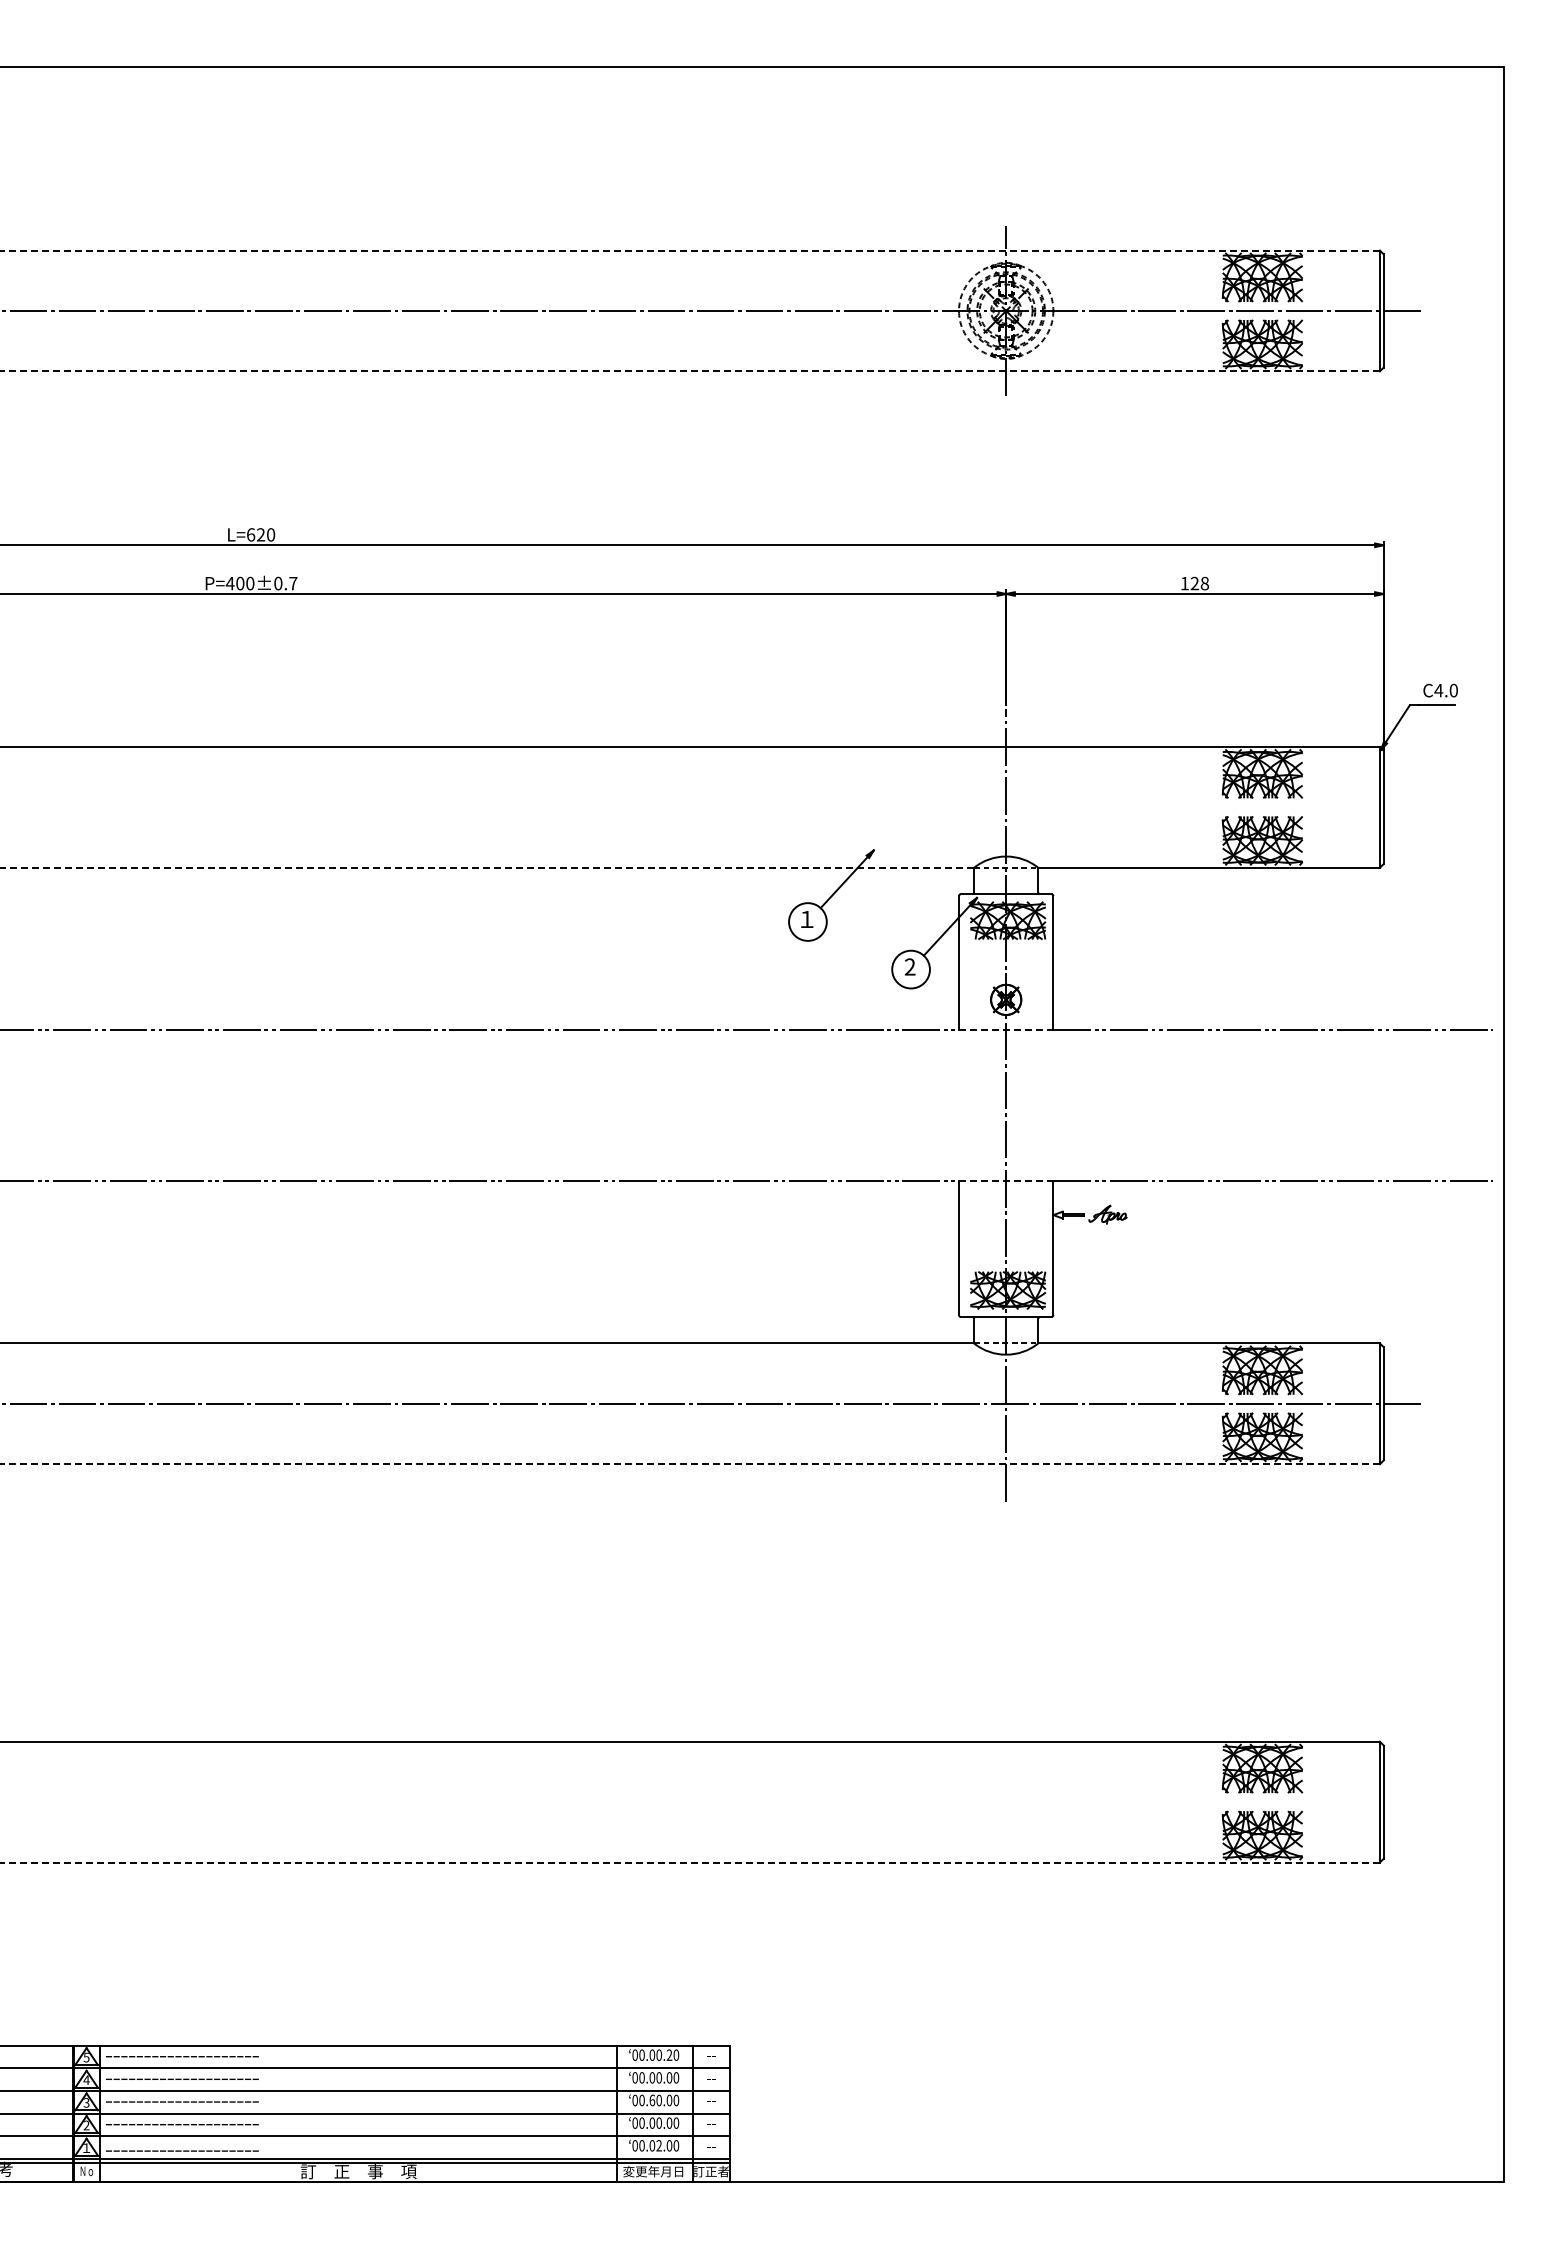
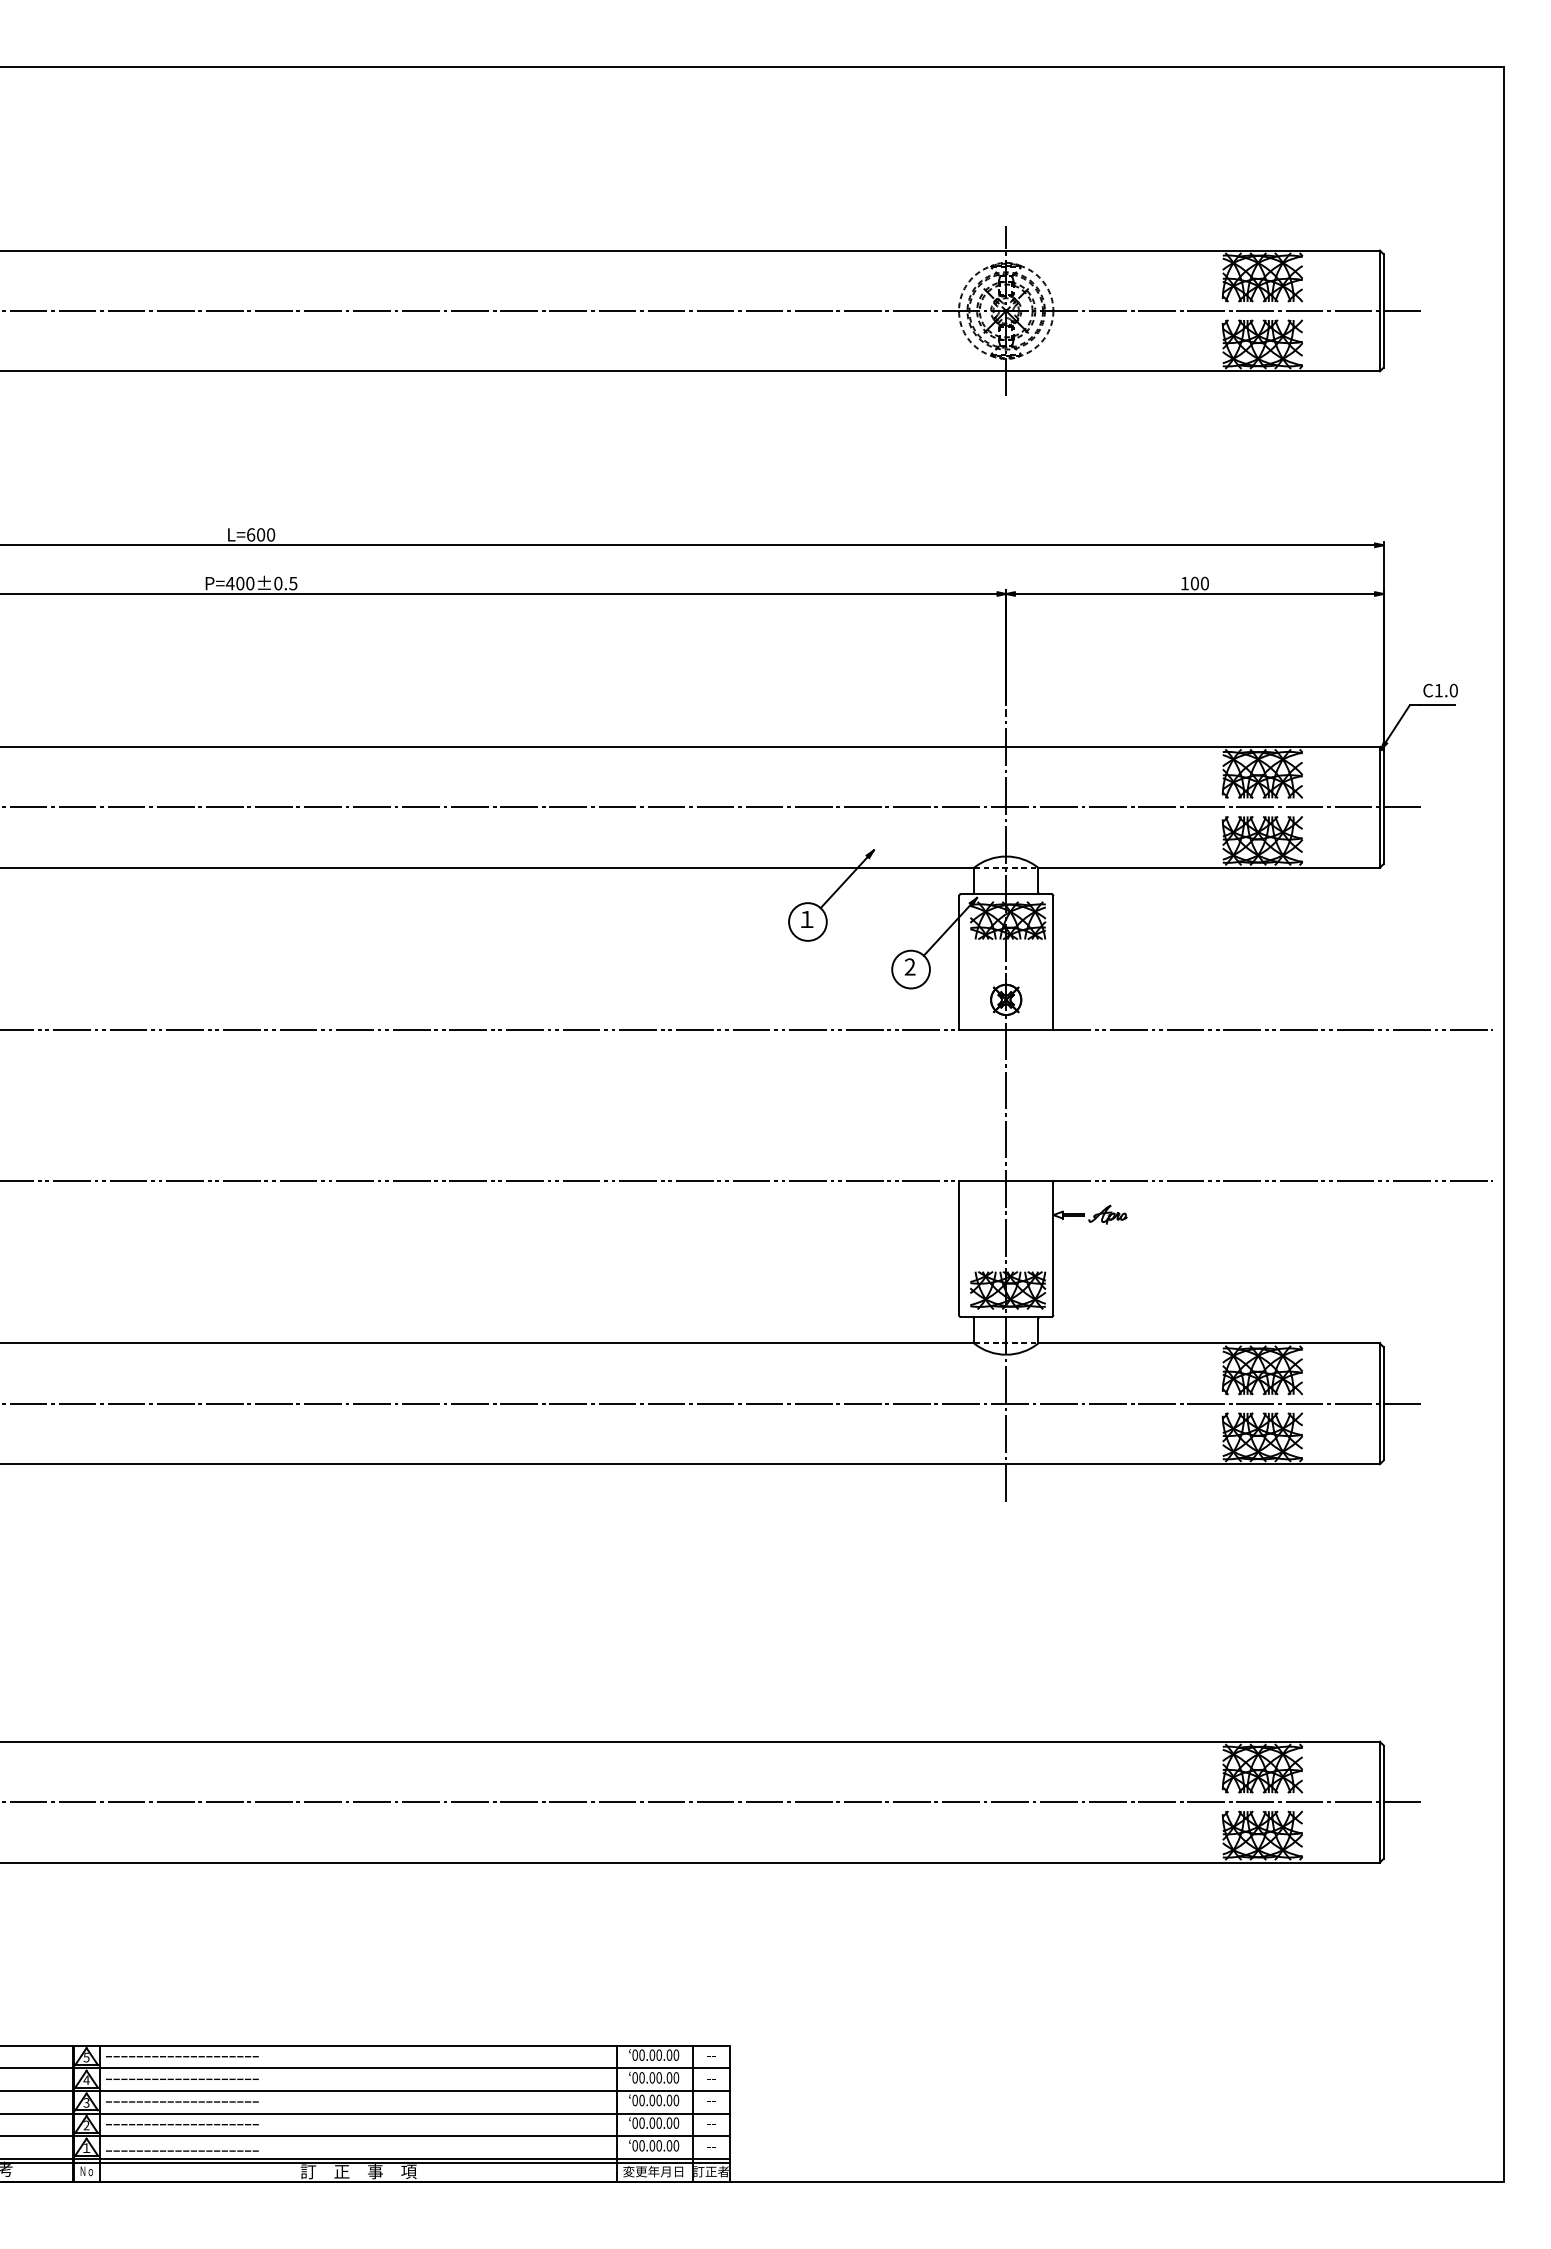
line: dashed -> solid (690, 250)
line: dashed -> solid (690, 371)
text: L=620 -> L=600 (261, 534)
text: P=400±0.7 -> P=400±0.5 (293, 583)
text: 128 -> 100 (1199, 583)
text: C4.0 -> C1.0 (1438, 690)
line: none -> present (711, 807)
line: dashed -> solid (487, 867)
line: dashed -> solid (1006, 1030)
line: dashed -> solid (1006, 1181)
line: dashed -> solid (690, 1464)
line: none -> present (711, 1802)
line: dashed -> solid (690, 1862)
text: 00.00.20 -> 00.00.00 (669, 2054)
text: 00.60.00 -> 00.00.00 (652, 2099)
text: 00.02.00 -> 00.00.00 (658, 2145)
